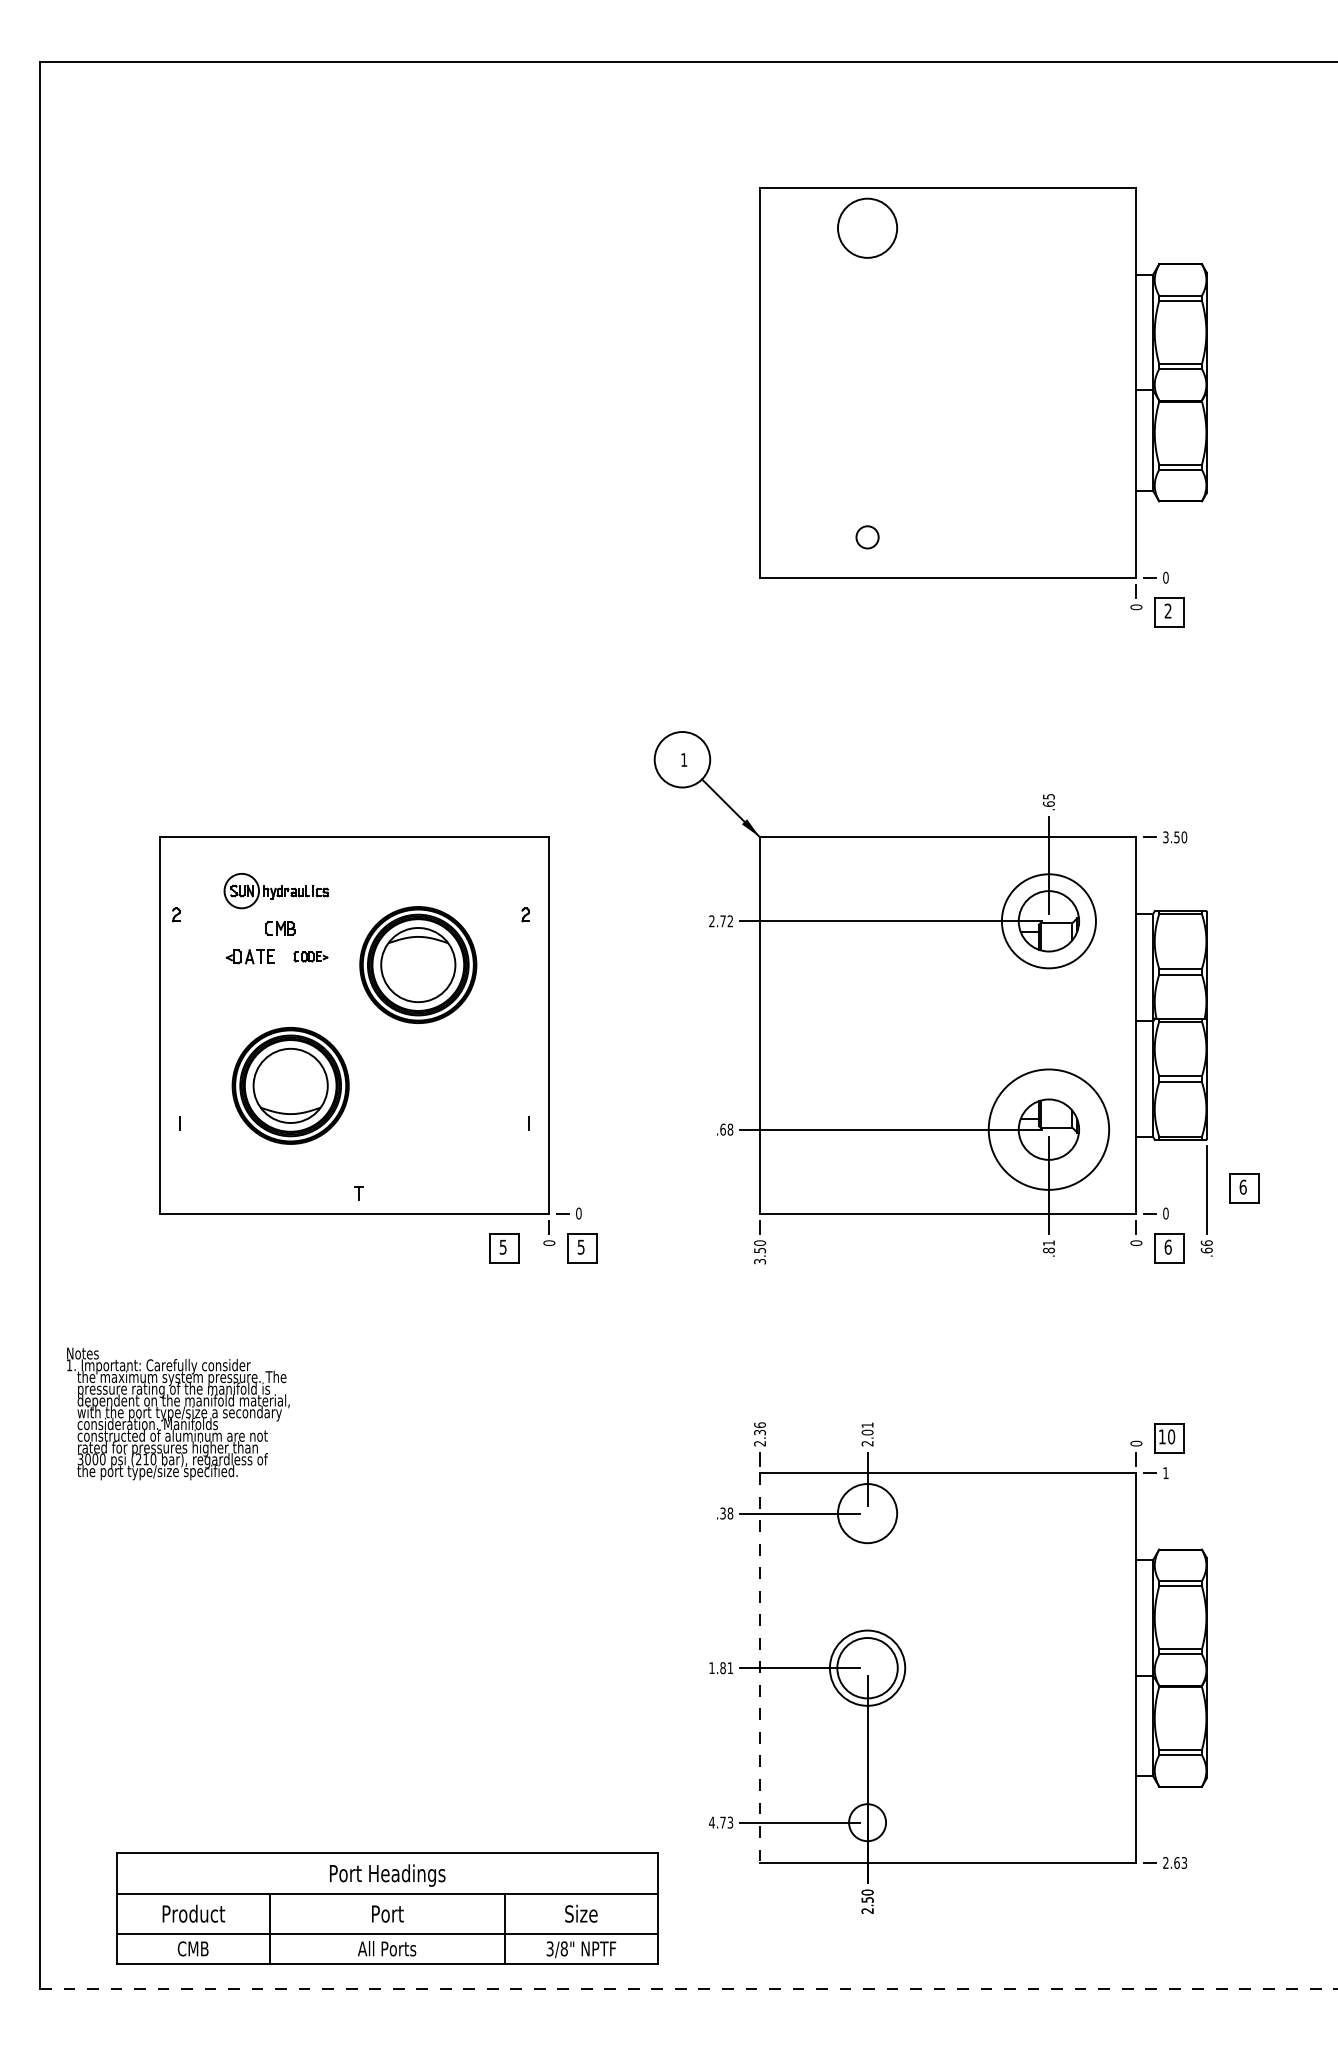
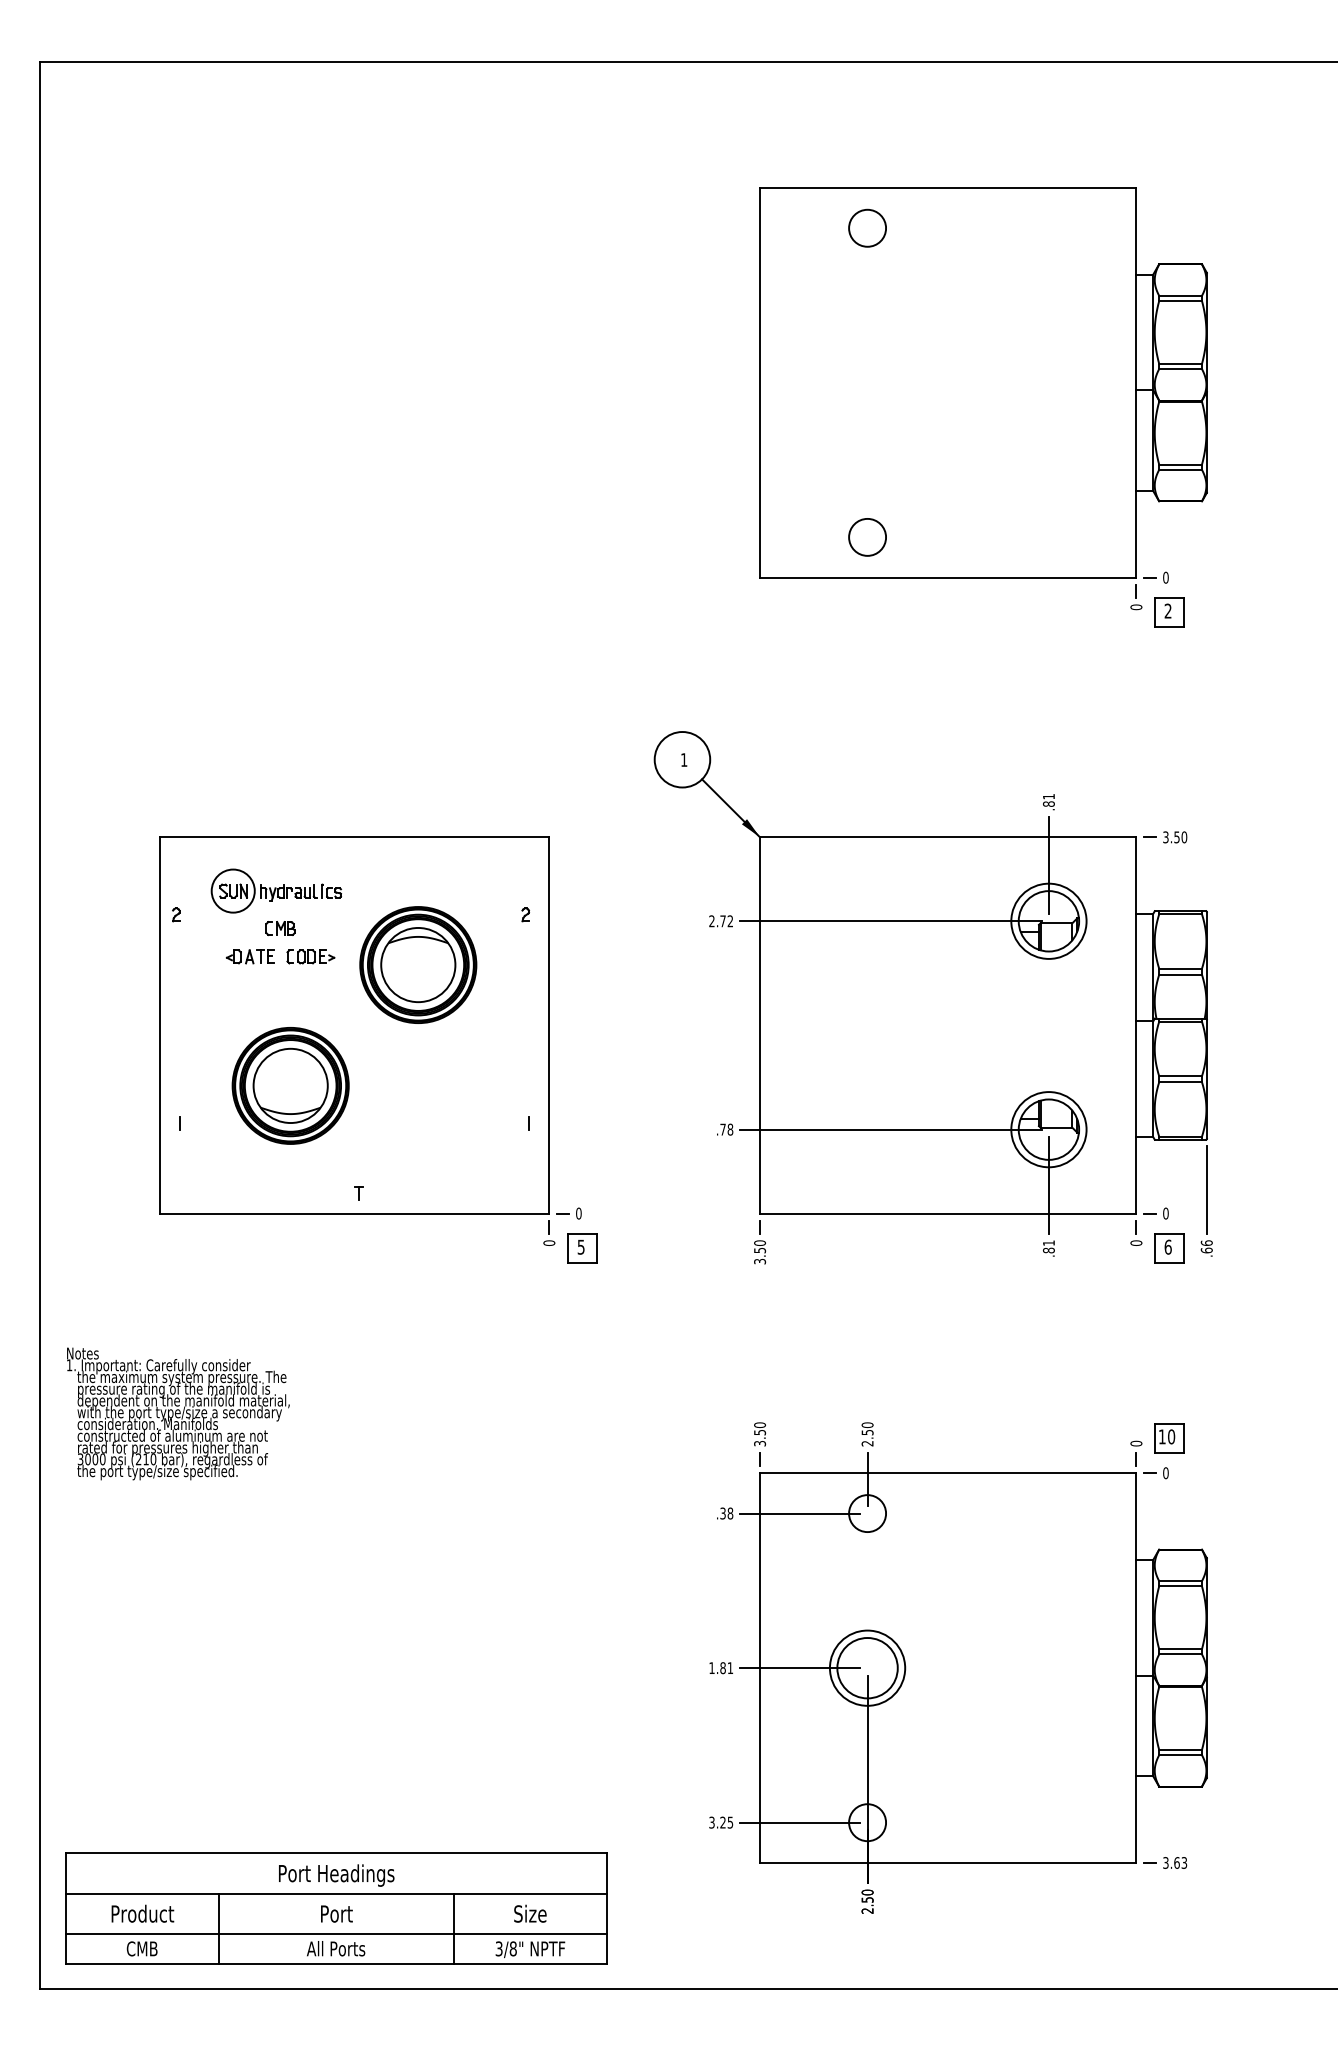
circle diameter: 59 px -> 37 px (867, 227)
circle diameter: 22 px -> 37 px (867, 536)
text: .65 -> .81 (1048, 800)
part size: 106x37 px -> 132x46 px (275, 890)
circle diameter: 94 px -> 75 px (1048, 920)
part size: 36x12 px -> 50x16 px (310, 956)
text: .68 -> .78 (722, 1129)
circle diameter: 120 px -> 75 px (1048, 1129)
part: present -> none (1244, 1188)
part: present -> none (504, 1248)
text: 2.01 -> 2.50 (867, 1428)
text: 2.36 -> 3.50 (760, 1434)
text: 1 -> 0 (1165, 1473)
circle diameter: 59 px -> 37 px (867, 1513)
line: dashed -> solid (760, 1668)
text: 4.73 -> 3.25 (721, 1822)
text: 2.63 -> 3.63 (1165, 1862)
part position: (387, 1908) -> (336, 1908) (336, 1908)
line: dashed -> solid (689, 1989)
